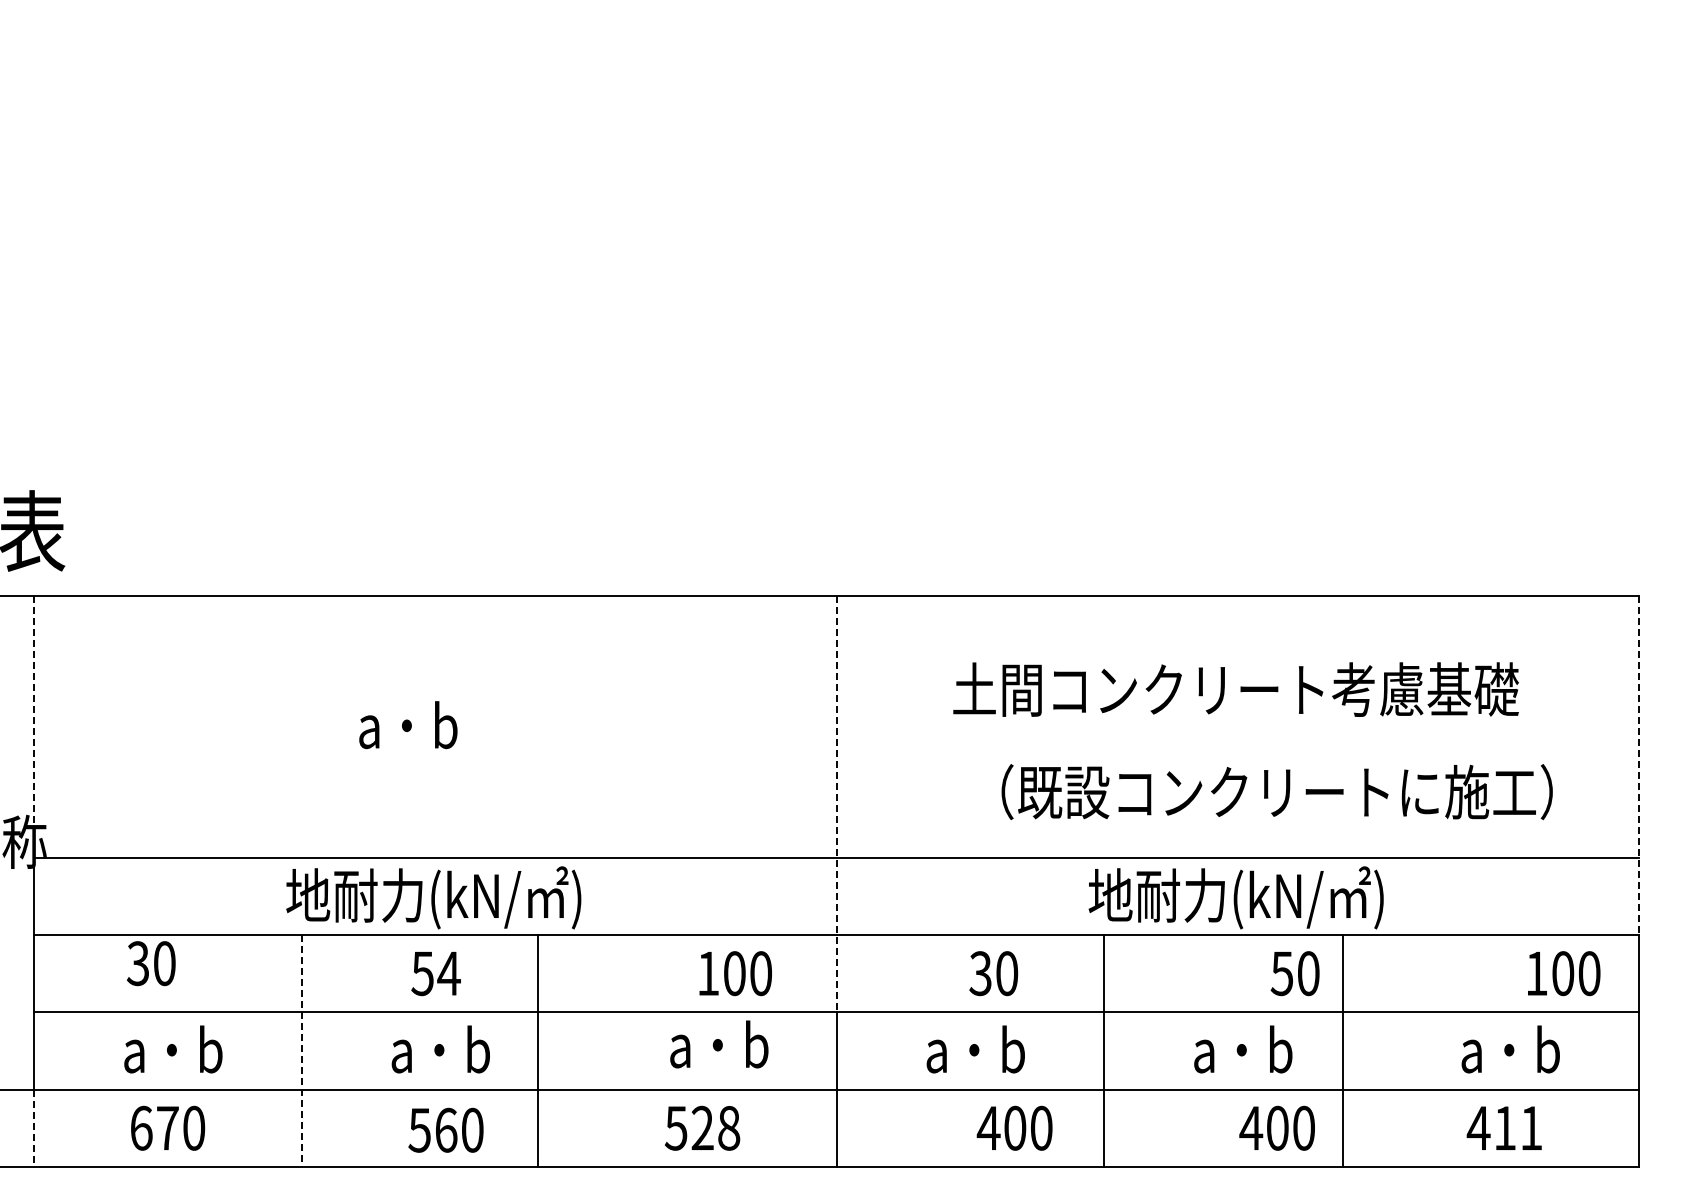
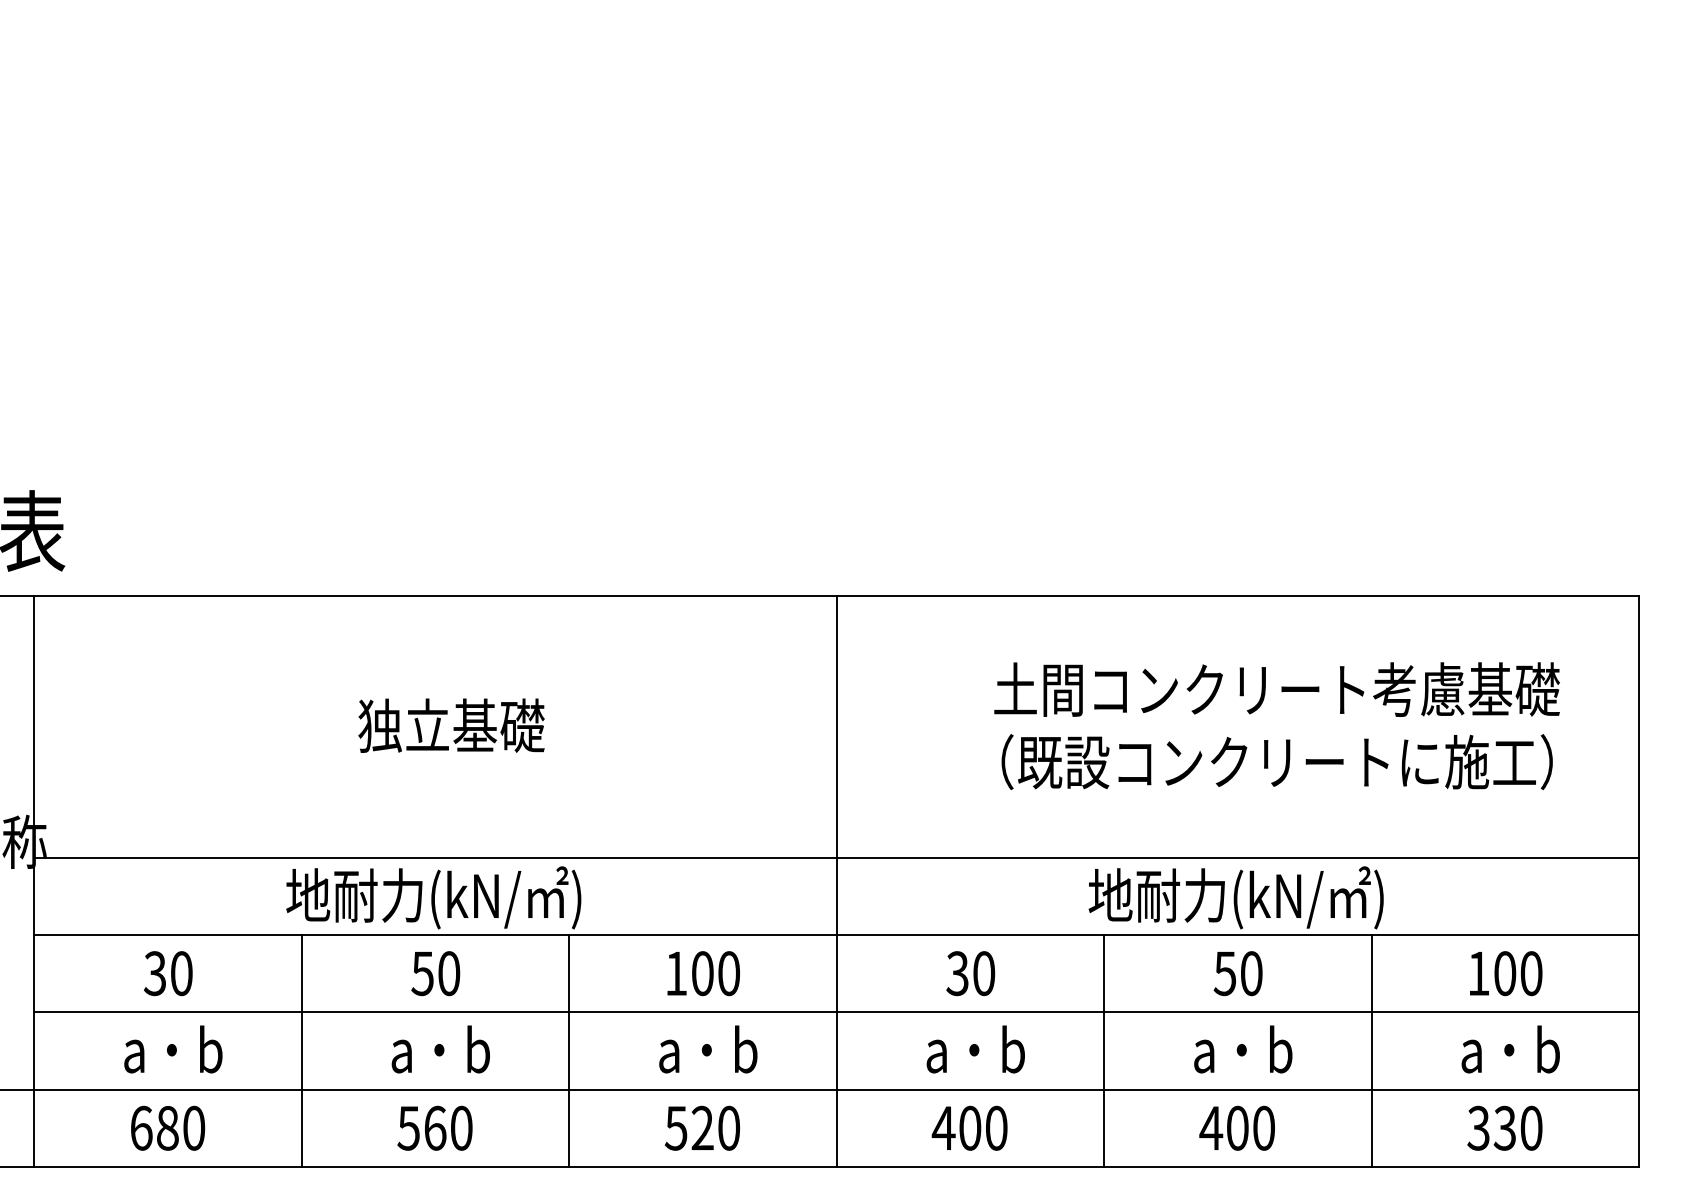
text position: (1235, 689) -> (1276, 689) (1276, 689)
text: a・b -> 独立基礎 (451, 725)
line: dashed -> solid (34, 726)
line: dashed -> solid (1638, 765)
text position: (1276, 792) -> (1276, 762) (1276, 762)
line: dashed -> solid (836, 804)
text position: (151, 963) -> (168, 973) (168, 973)
text: 54 -> 50 (448, 973)
text position: (735, 973) -> (703, 973) (703, 973)
text position: (993, 973) -> (970, 973) (970, 973)
text position: (1294, 973) -> (1237, 973) (1237, 973)
text position: (1564, 973) -> (1506, 973) (1506, 973)
text position: (719, 1044) -> (708, 1049) (708, 1049)
line position: (538, 1050) -> (569, 1050) (569, 1050)
line position: (1342, 1050) -> (1371, 1050) (1371, 1050)
line: dashed -> solid (301, 1051)
text: 528 -> 520 (729, 1127)
text position: (1014, 1127) -> (969, 1127) (969, 1127)
text position: (1276, 1127) -> (1236, 1127) (1236, 1127)
text: 411 -> 330 (1504, 1127)
line: dashed -> solid (34, 1128)
text: 670 -> 680 (167, 1128)
text position: (445, 1129) -> (434, 1127) (434, 1127)
